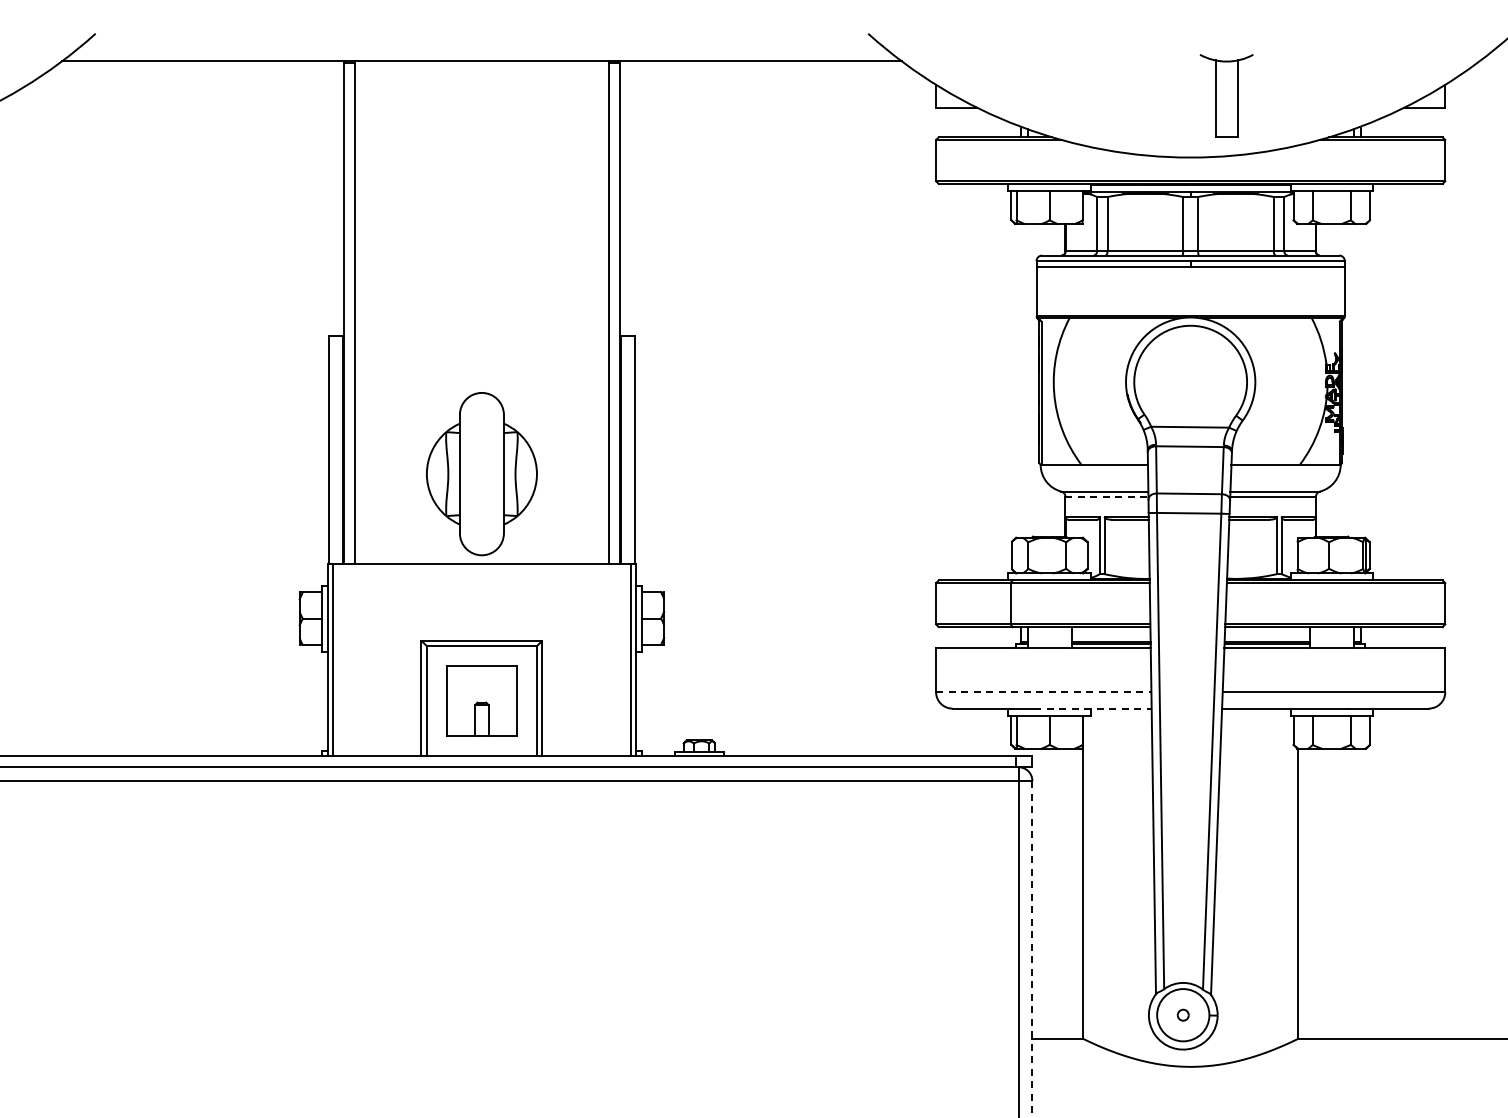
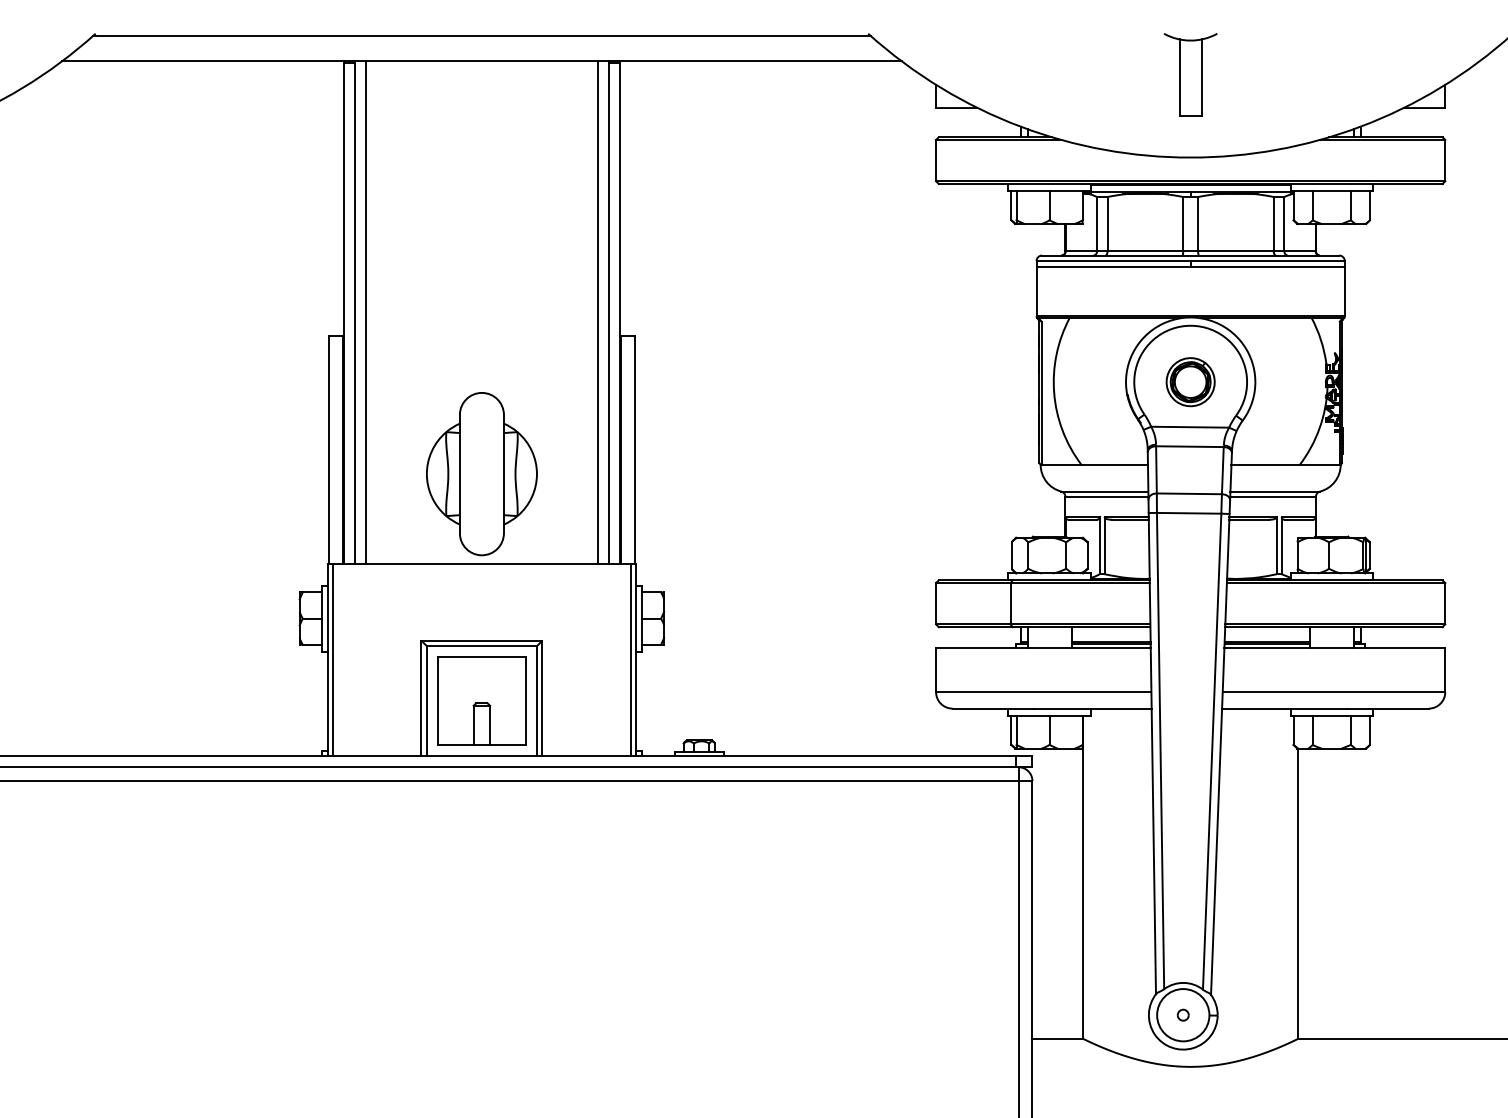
line: none -> present (481, 36)
part position: (1226, 95) -> (1190, 74) (1190, 74)
line: none -> present (366, 312)
line: none -> present (597, 312)
part: none -> present (1190, 382)
line: dashed -> solid (1106, 496)
line: dashed -> solid (1043, 692)
part size: 72x72 px -> 90x90 px (481, 700)
line: dashed -> solid (1092, 708)
line: dashed -> solid (1032, 950)
